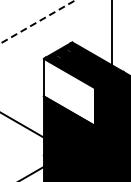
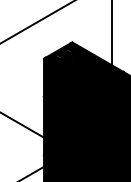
line: dashed -> solid (37, 22)
fill: none -> present (69, 91)
